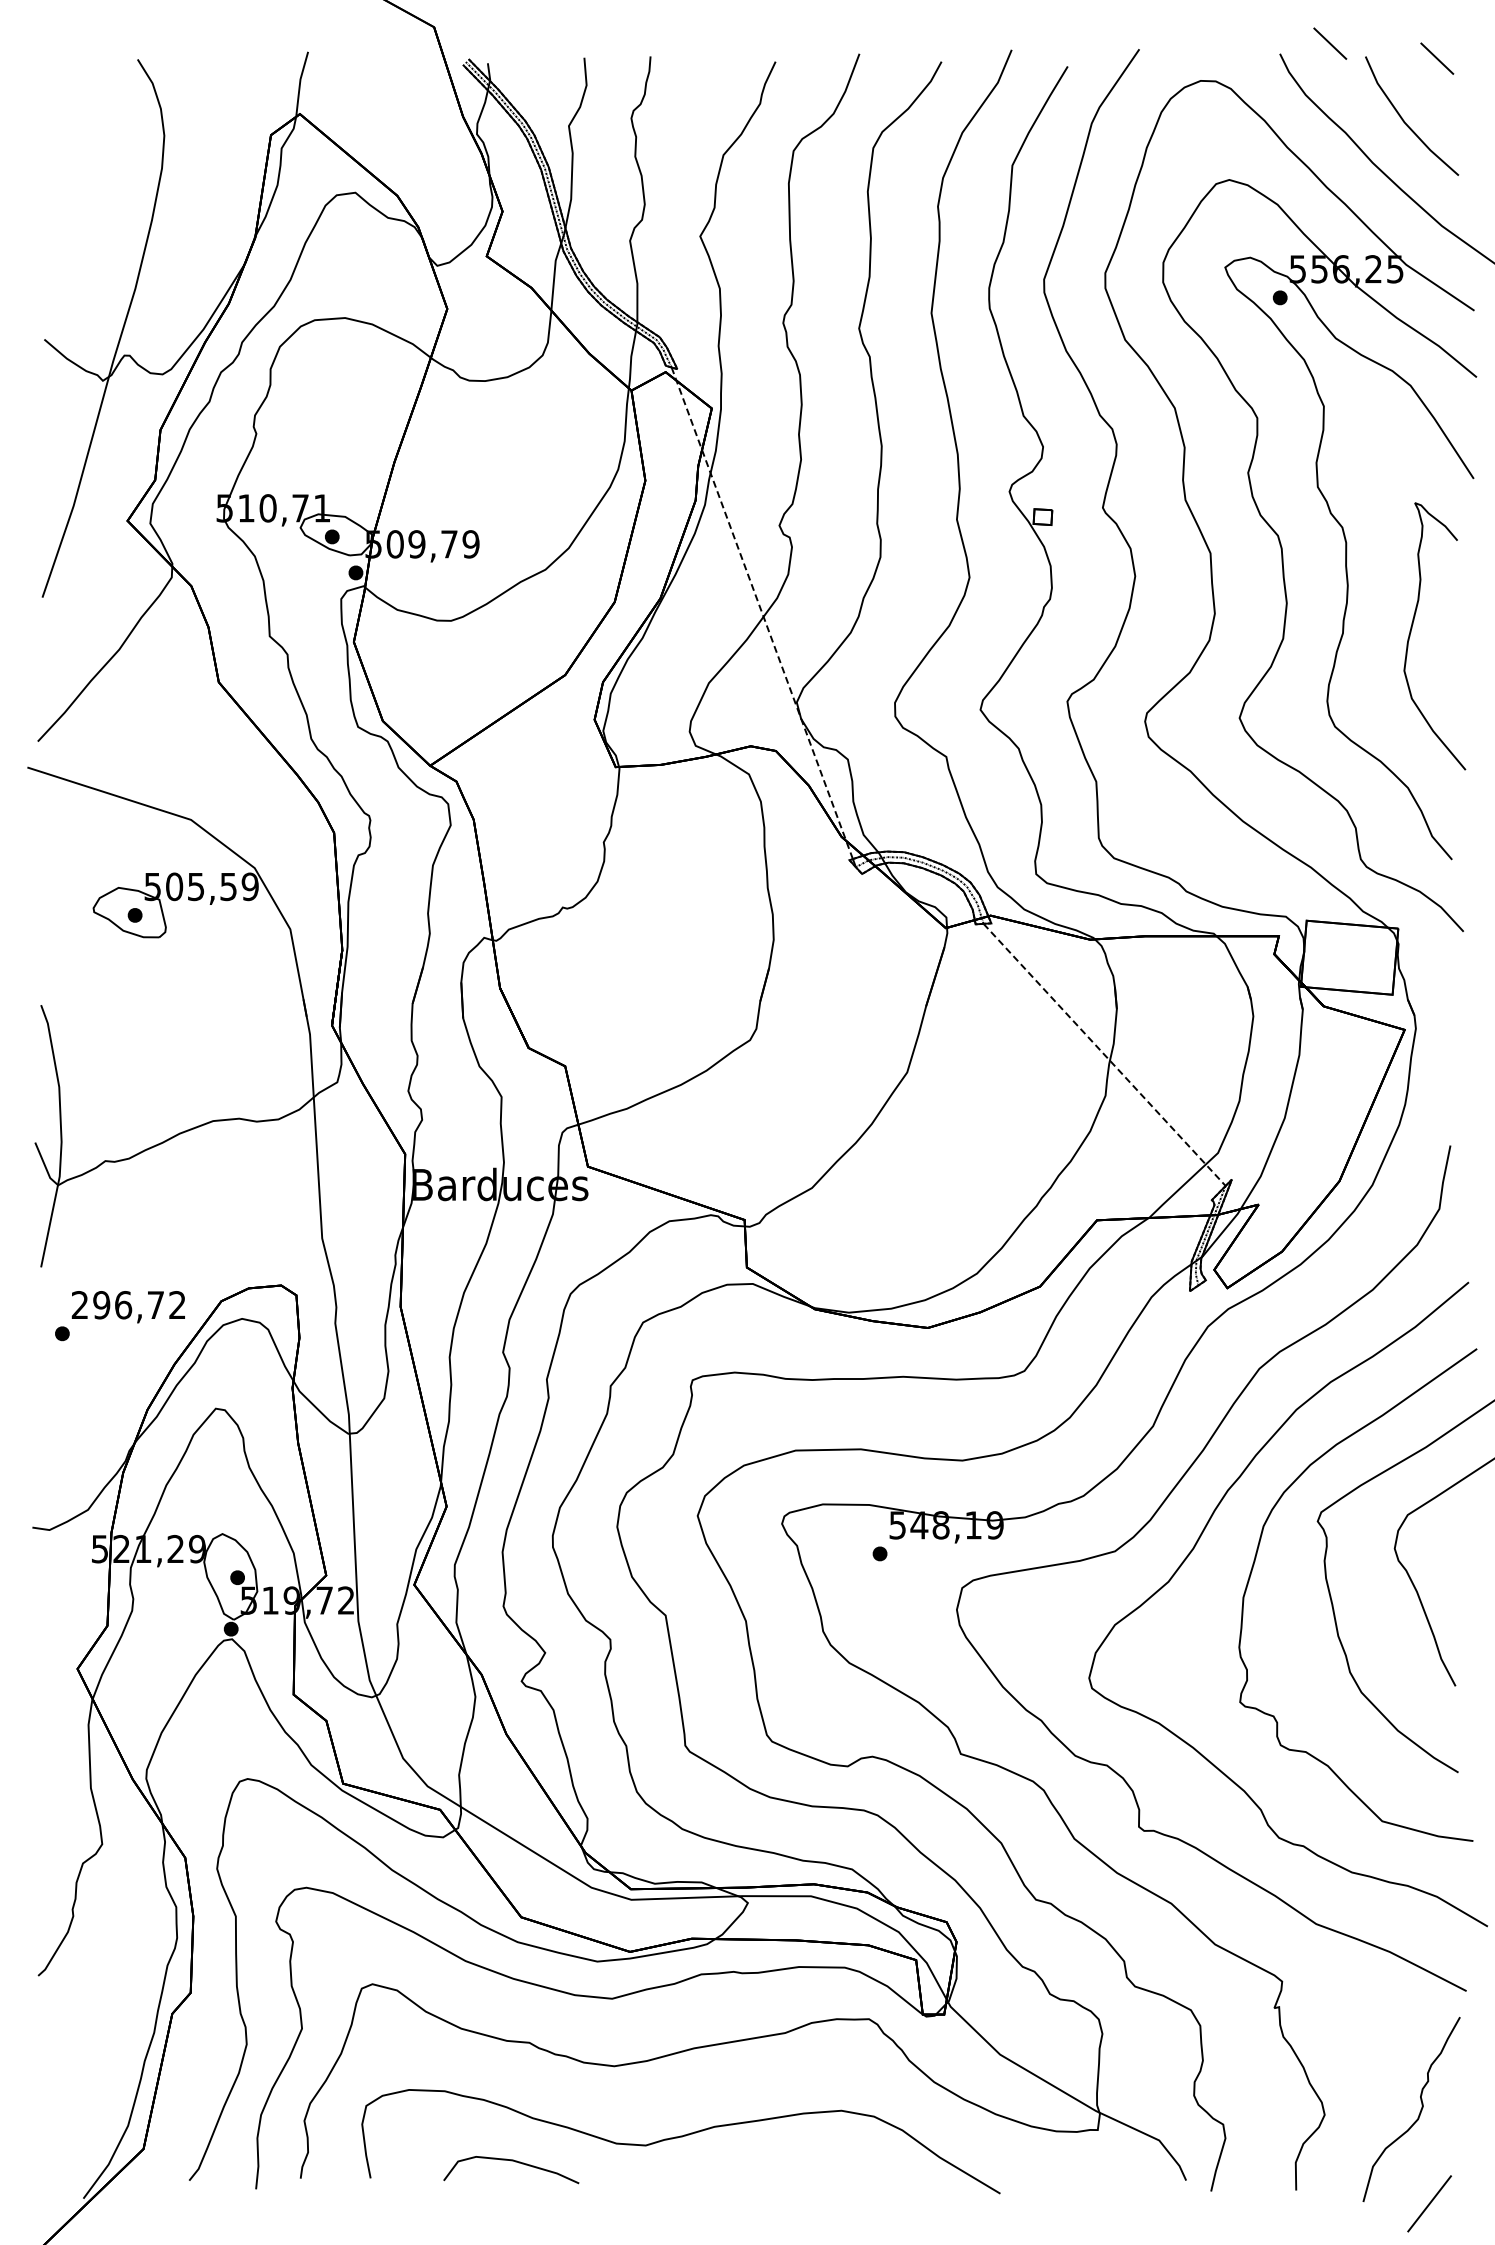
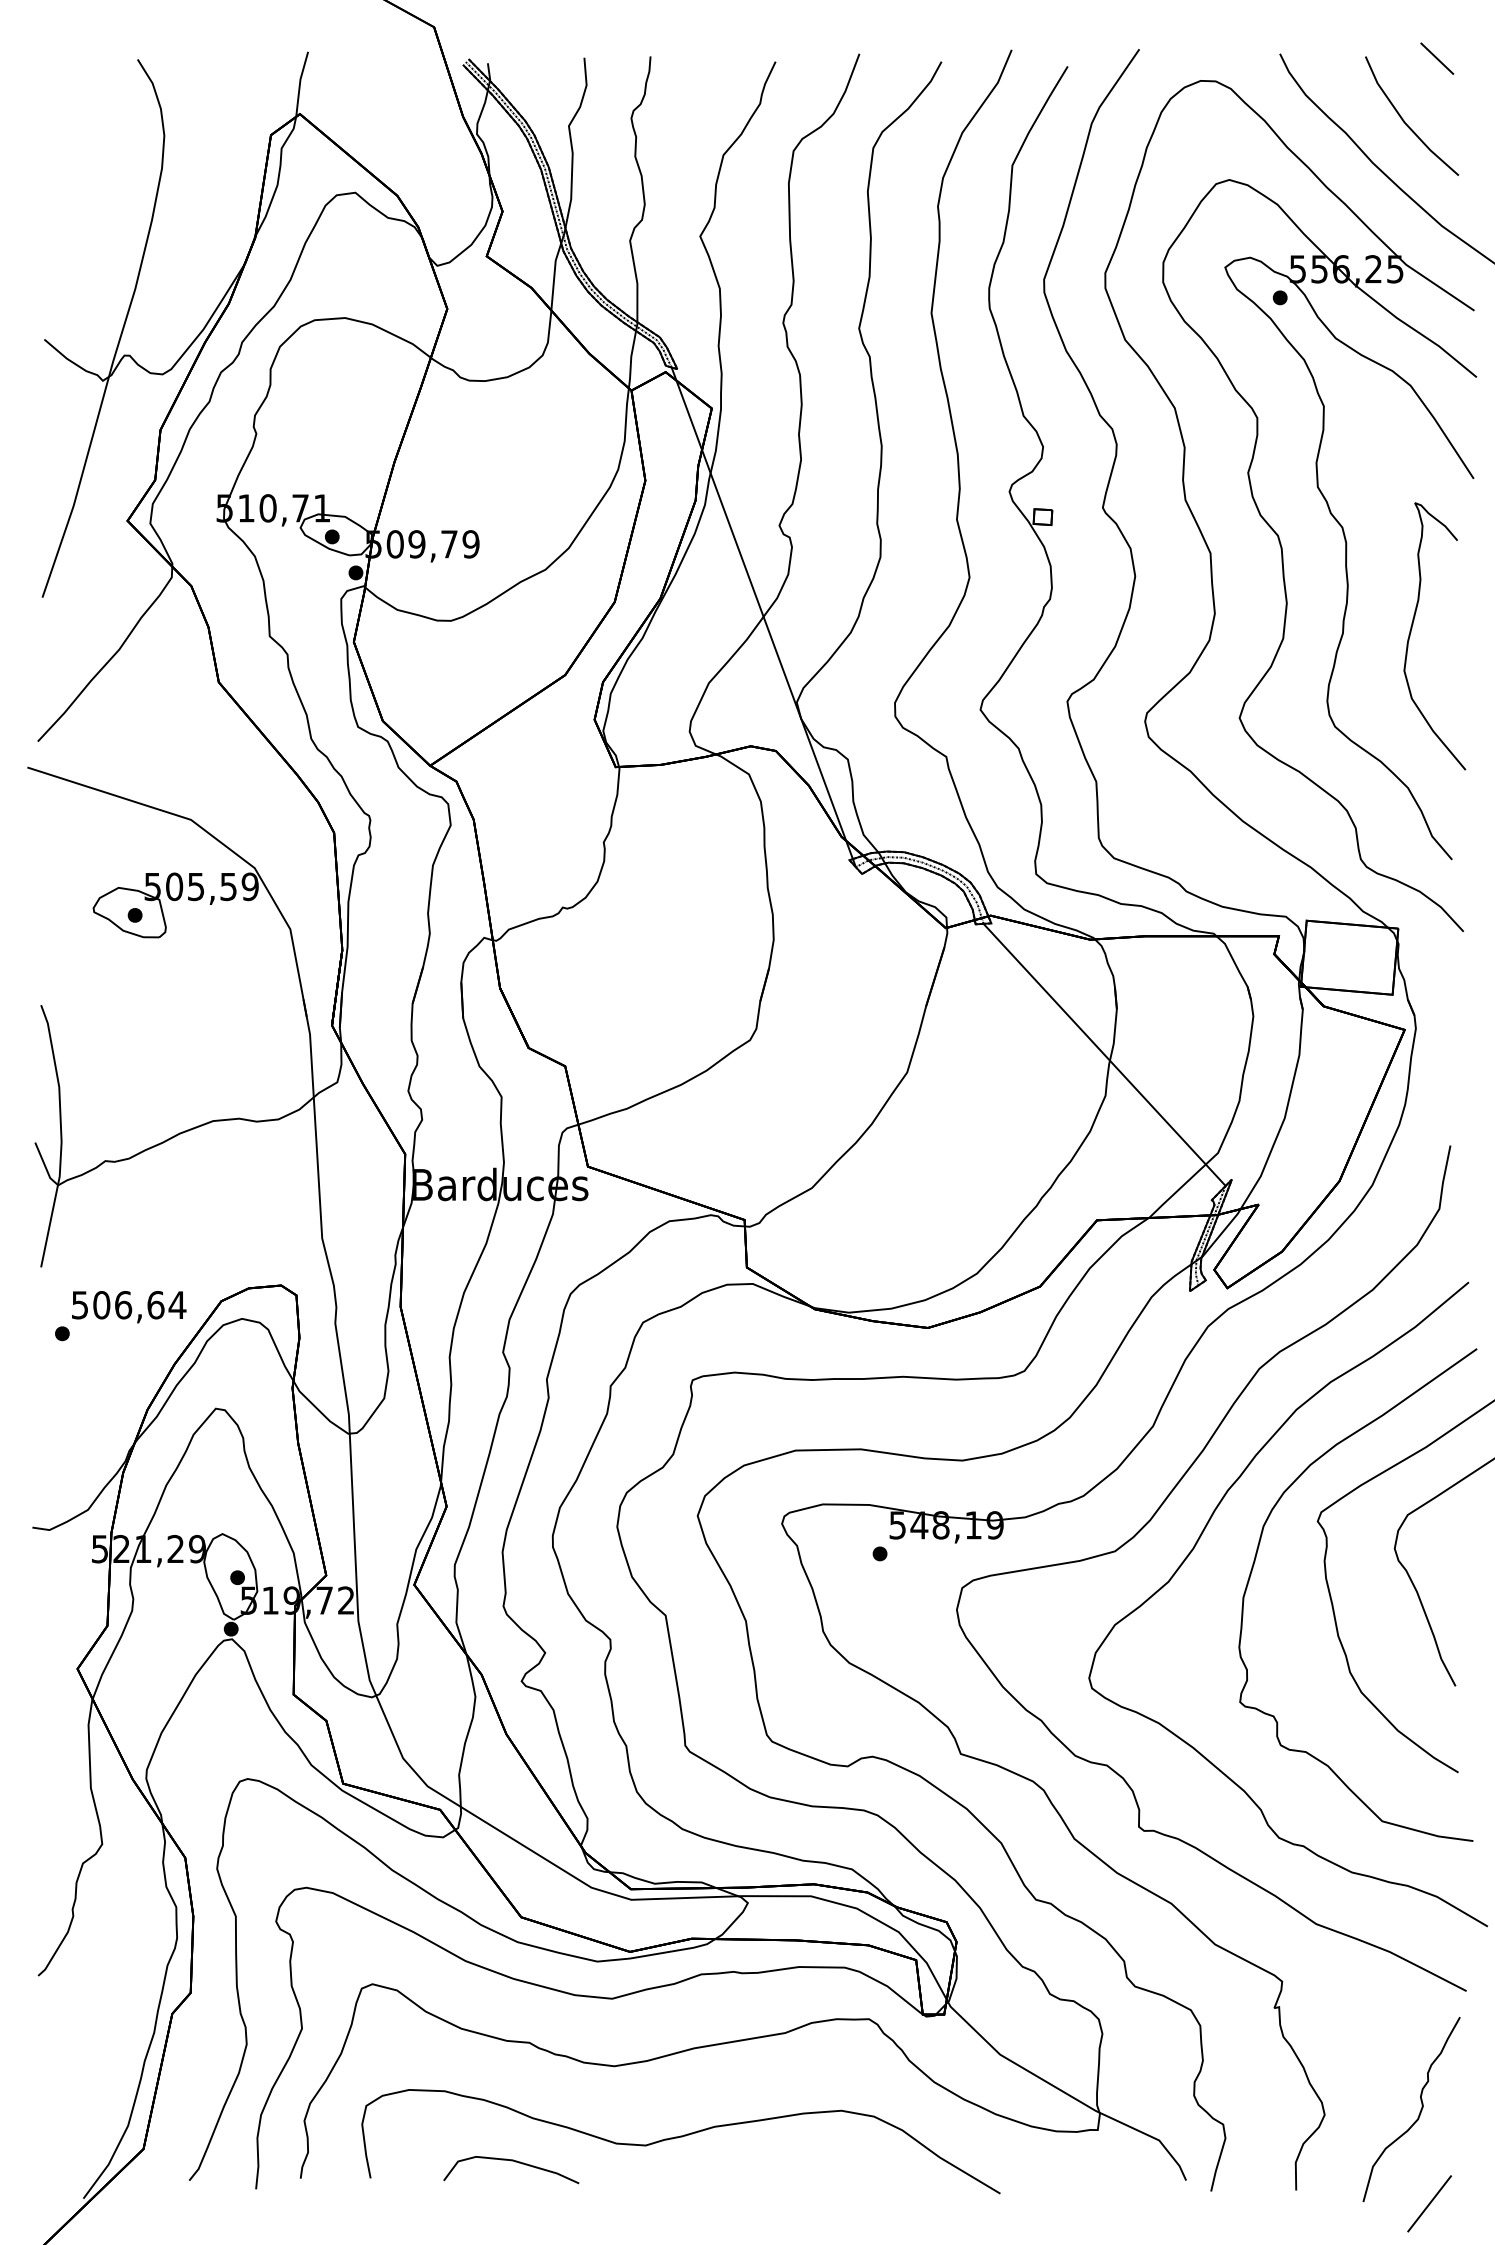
line: present -> none (1330, 43)
line: dashed -> solid (762, 613)
line: dashed -> solid (1104, 1055)
text: 296,72 -> 506,64 (128, 1305)
